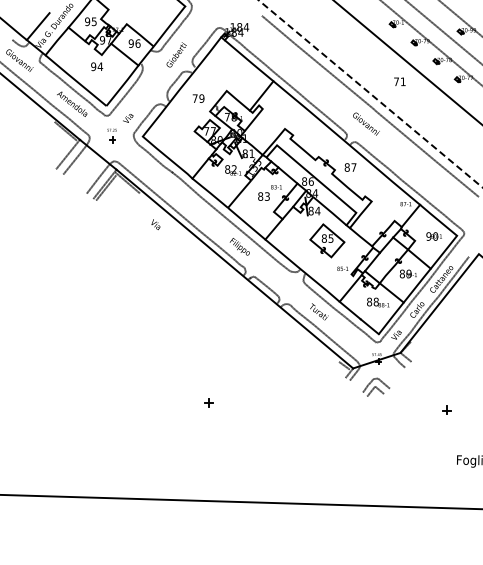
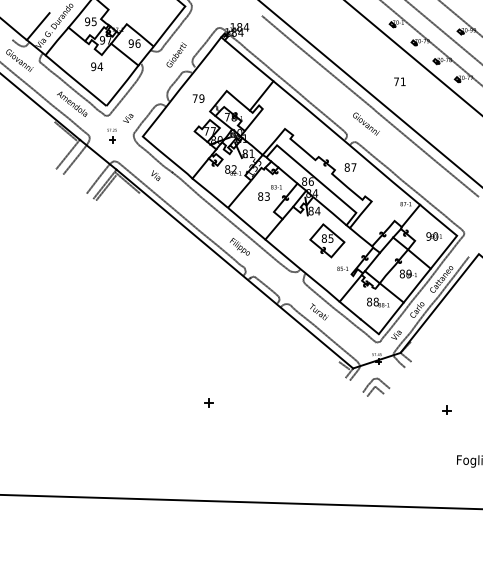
line position: (407, 62) -> (413, 57) (413, 57)
line: dashed -> solid (370, 94)
text position: (155, 224) -> (155, 175) (155, 175)
